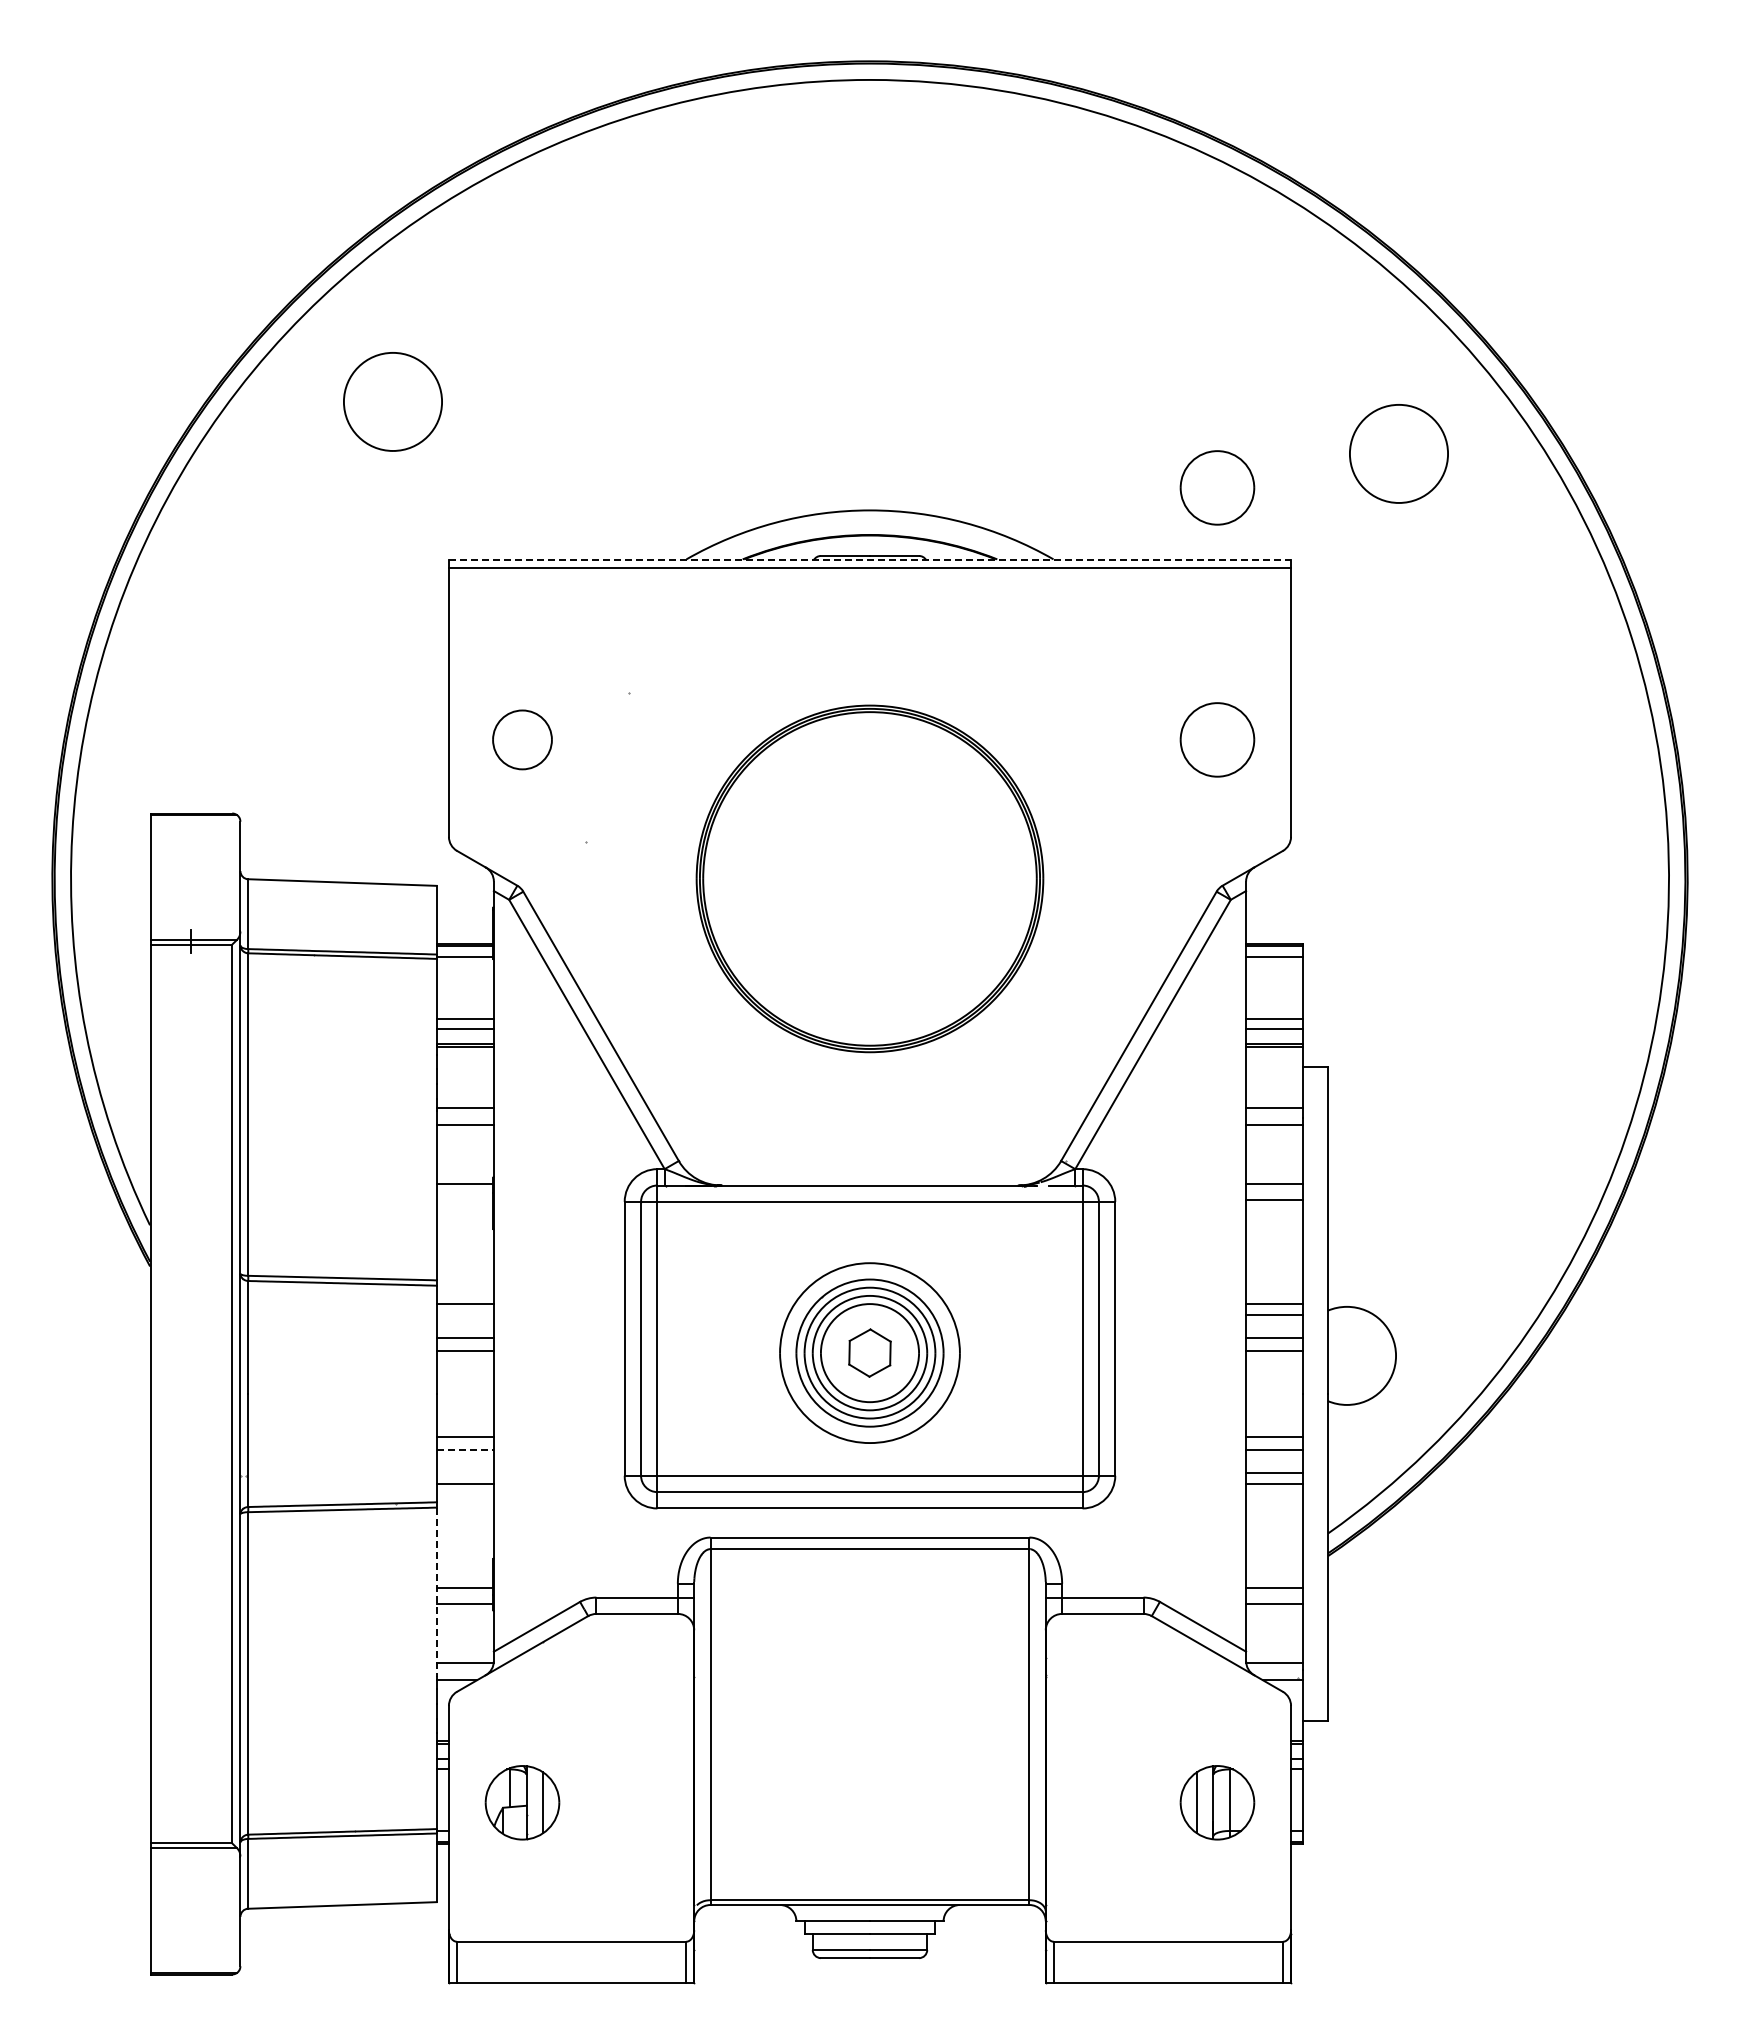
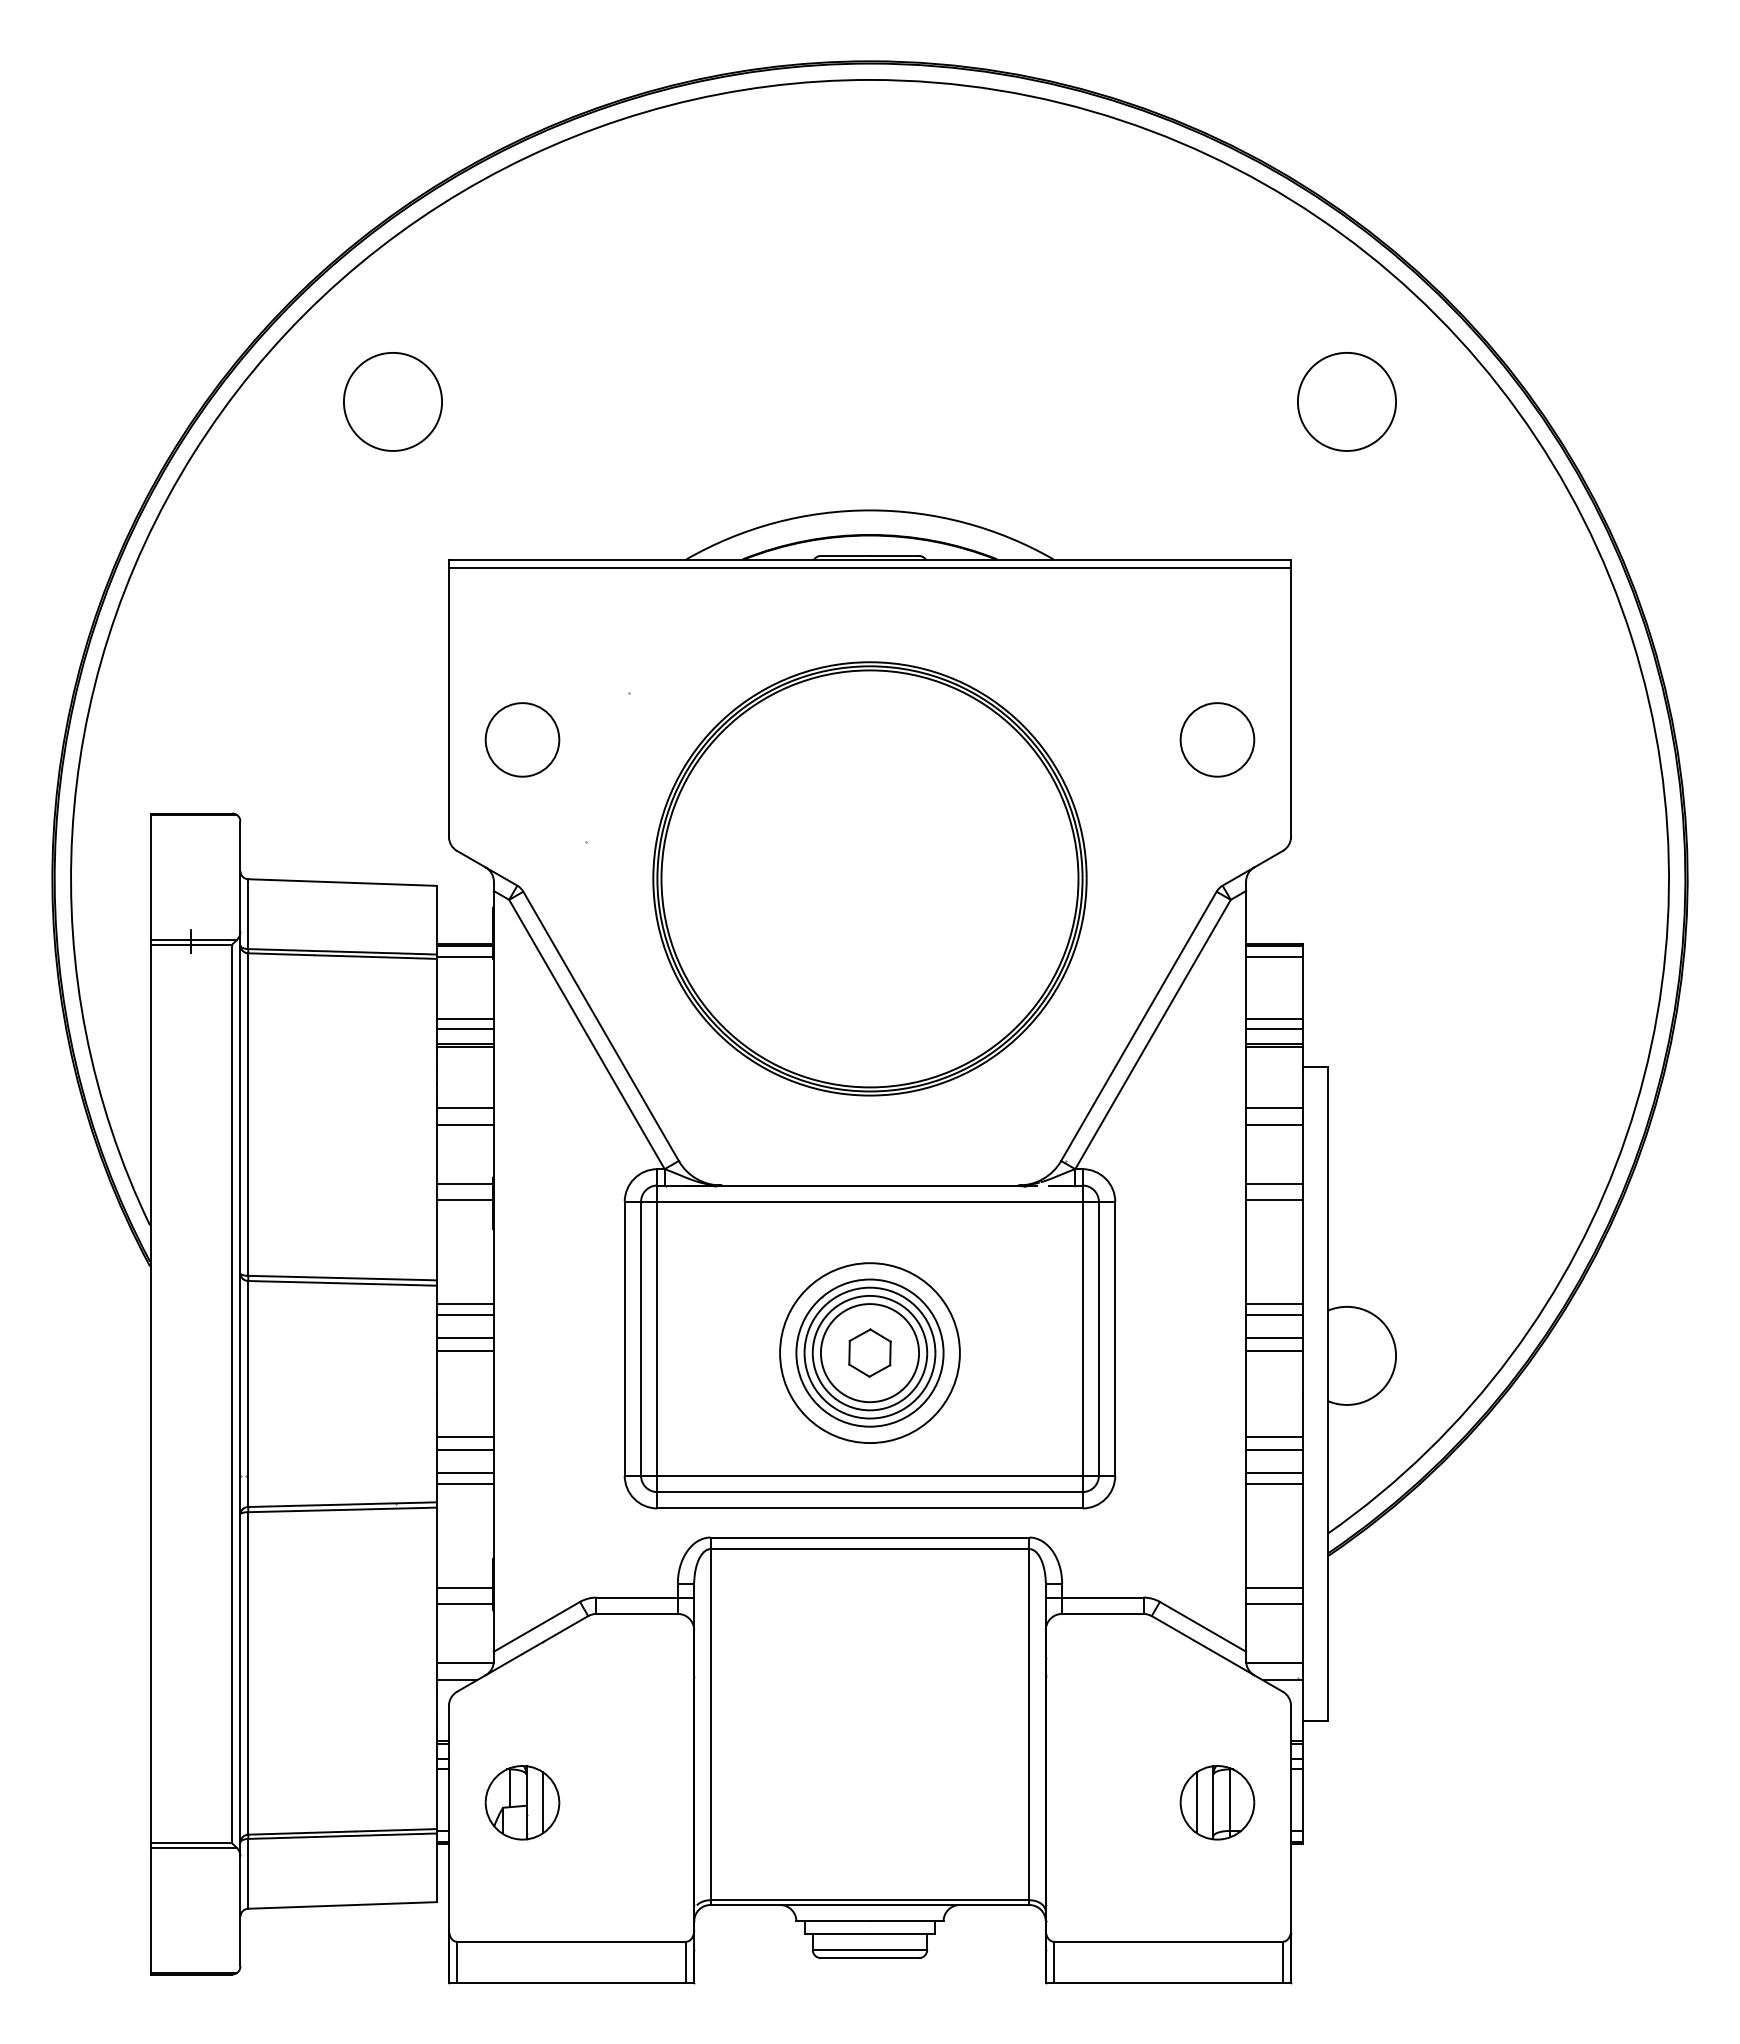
part position: (1398, 453) -> (1346, 401) (1346, 401)
part: present -> none (1217, 487)
line: dashed -> solid (870, 560)
part size: 61x62 px -> 77x76 px (522, 739)
part size: 350x350 px -> 436x436 px (869, 878)
line: none -> present (464, 1199)
line: none -> present (464, 1315)
line: dashed -> solid (465, 1450)
line: none -> present (464, 1472)
line: dashed -> solid (436, 1592)
